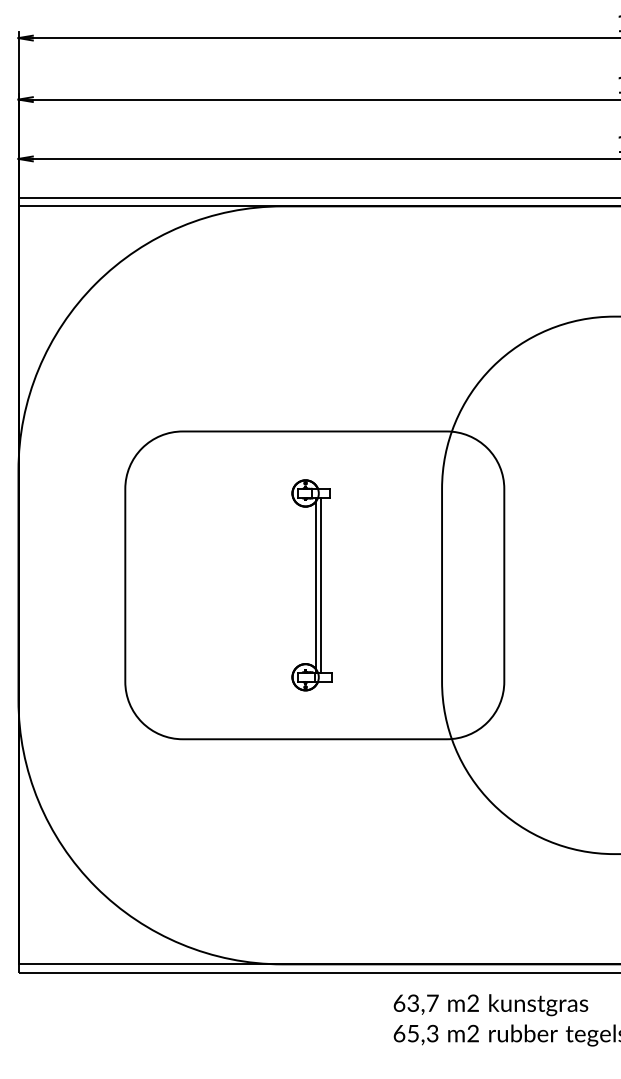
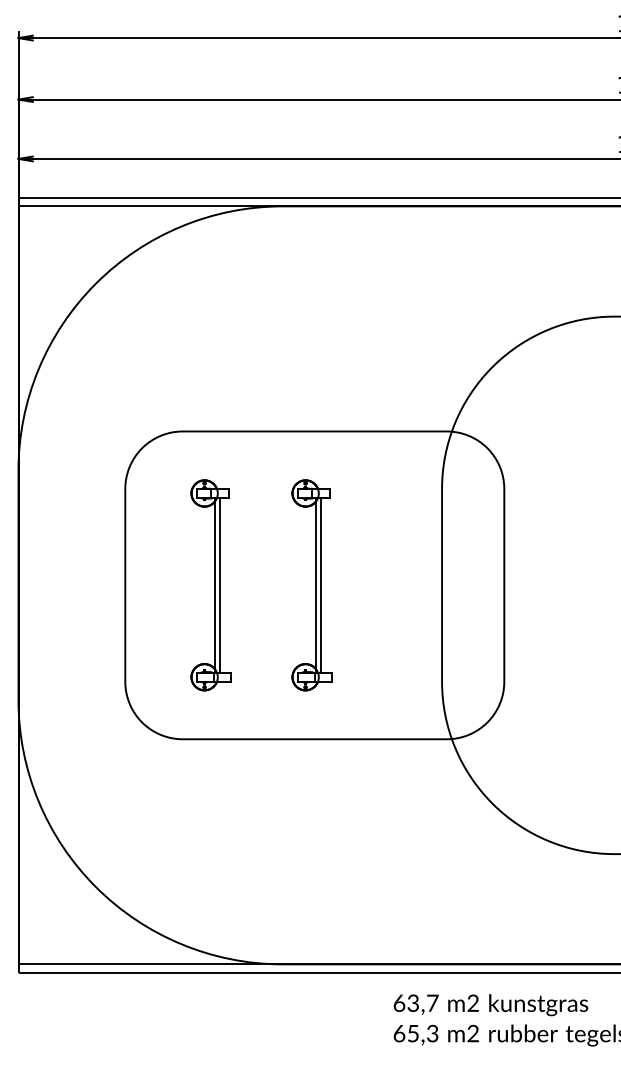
part: none -> present (210, 585)
